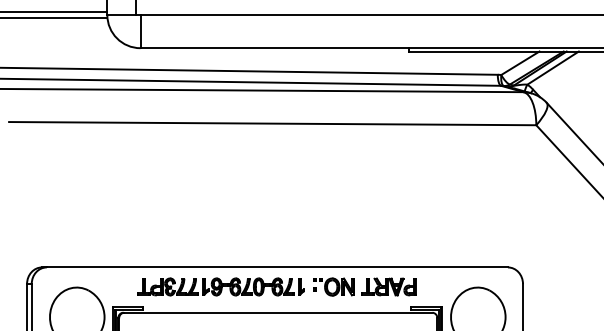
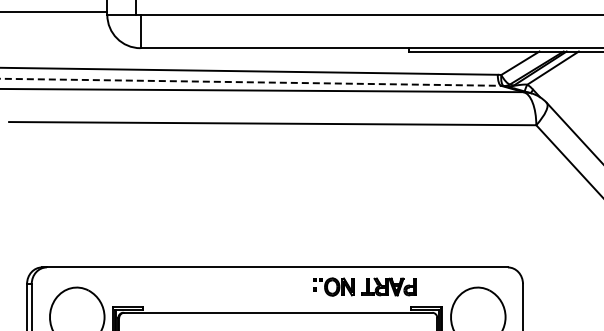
line: present -> none (54, 17)
line: solid -> dashed (251, 82)
part: present -> none (220, 286)
